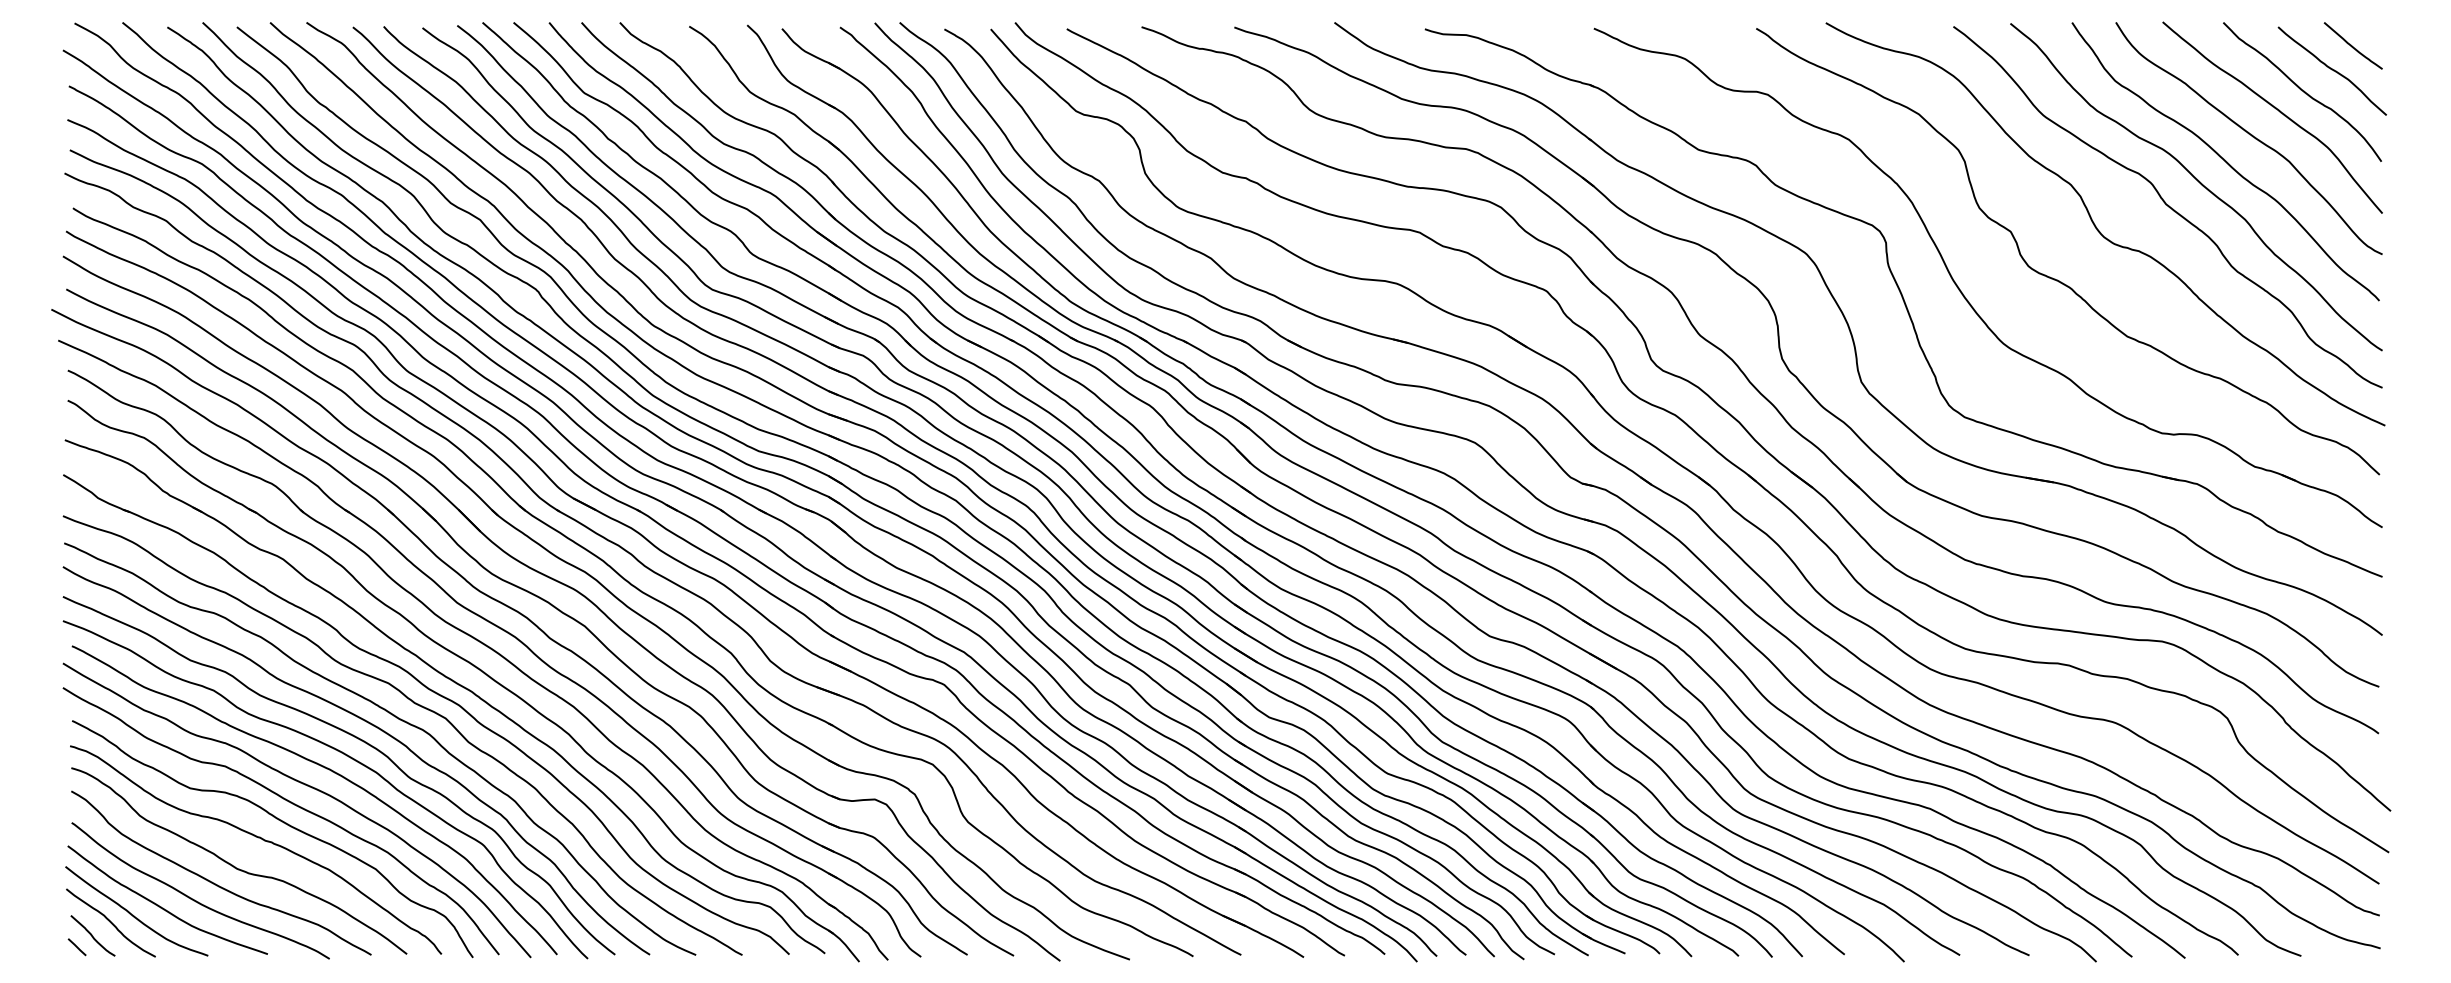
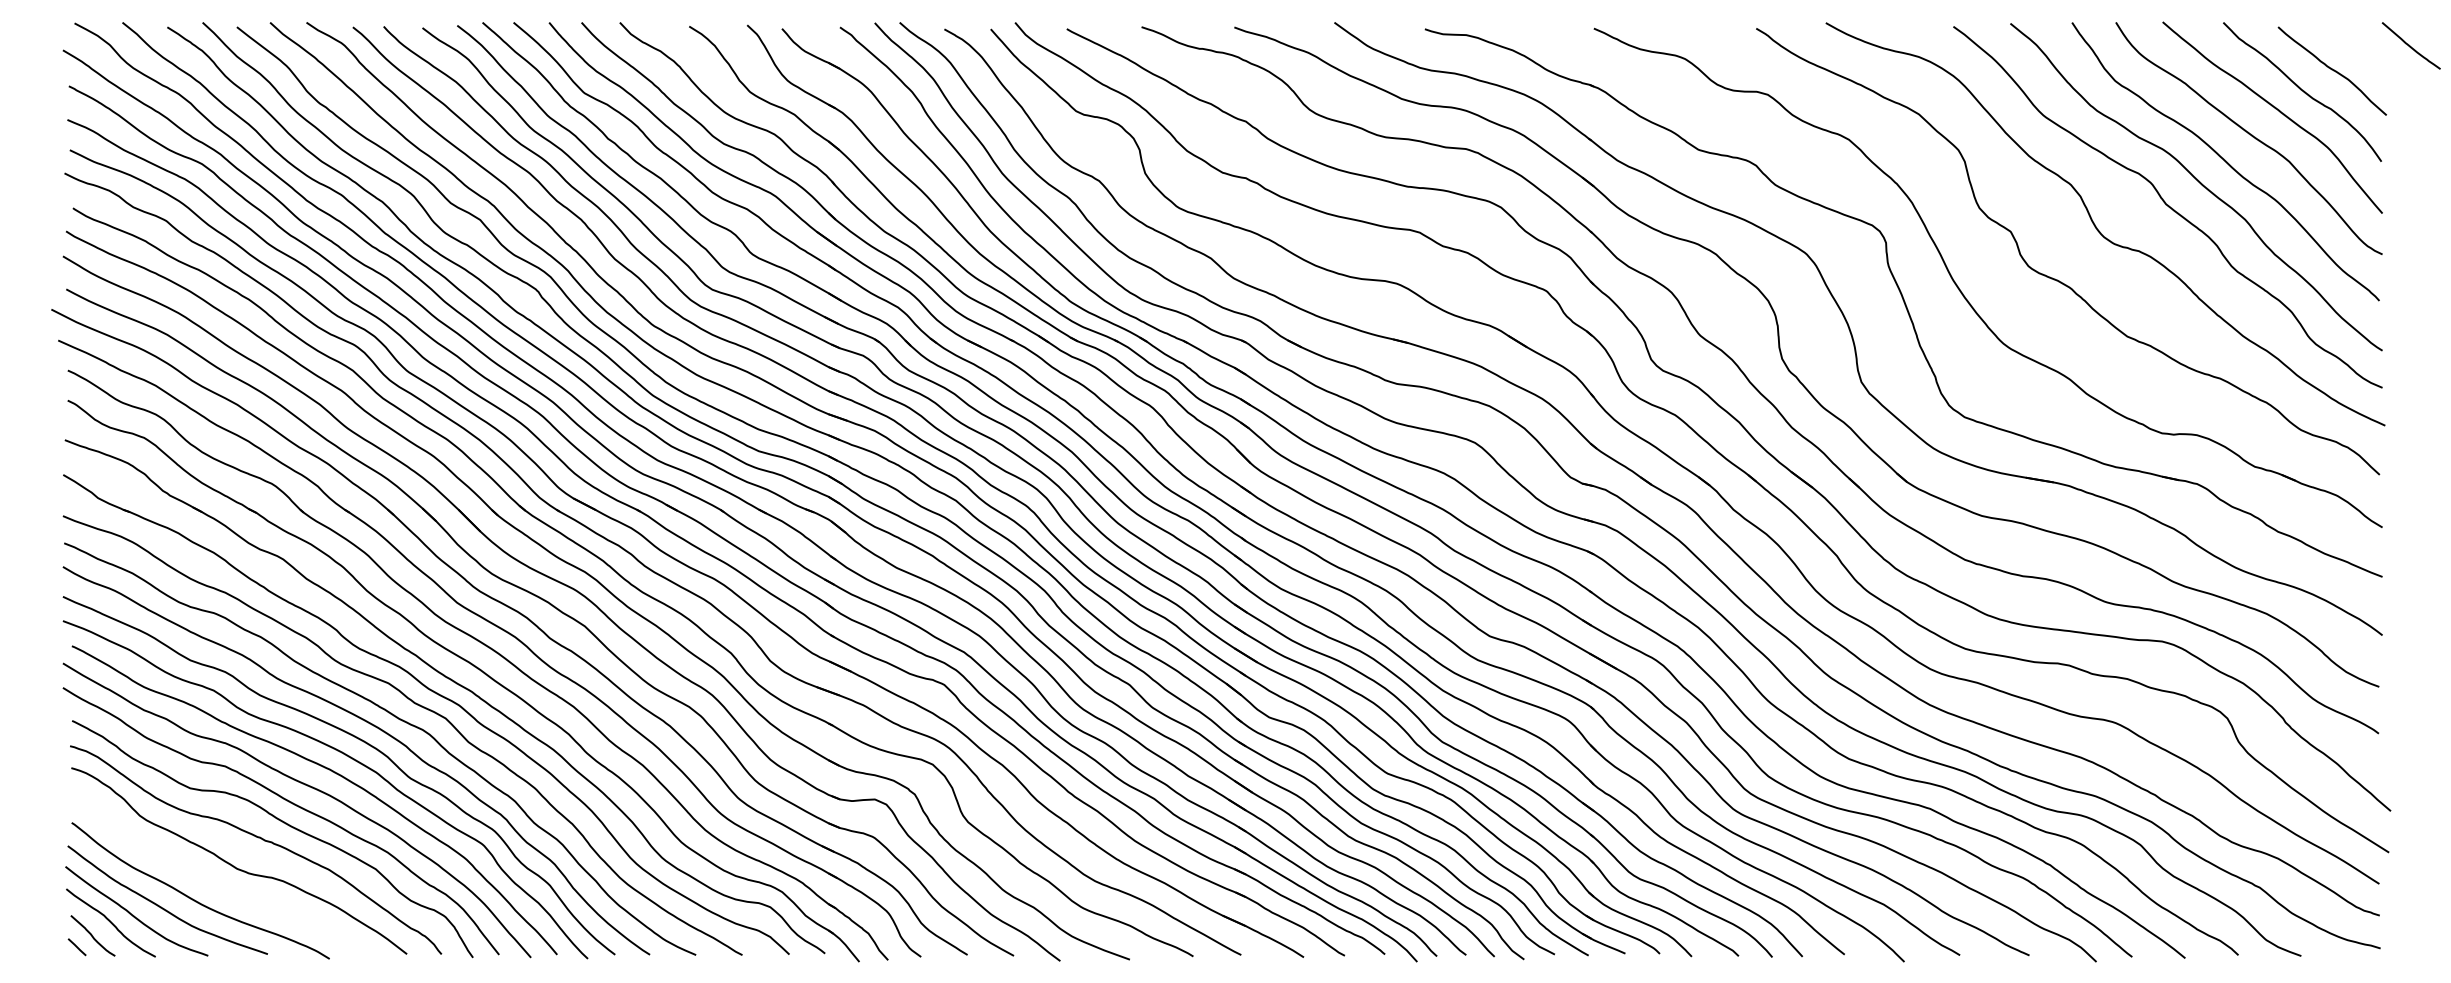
curve position: (2352, 45) -> (2410, 45) (2410, 45)
curve: present -> none (214, 882)
